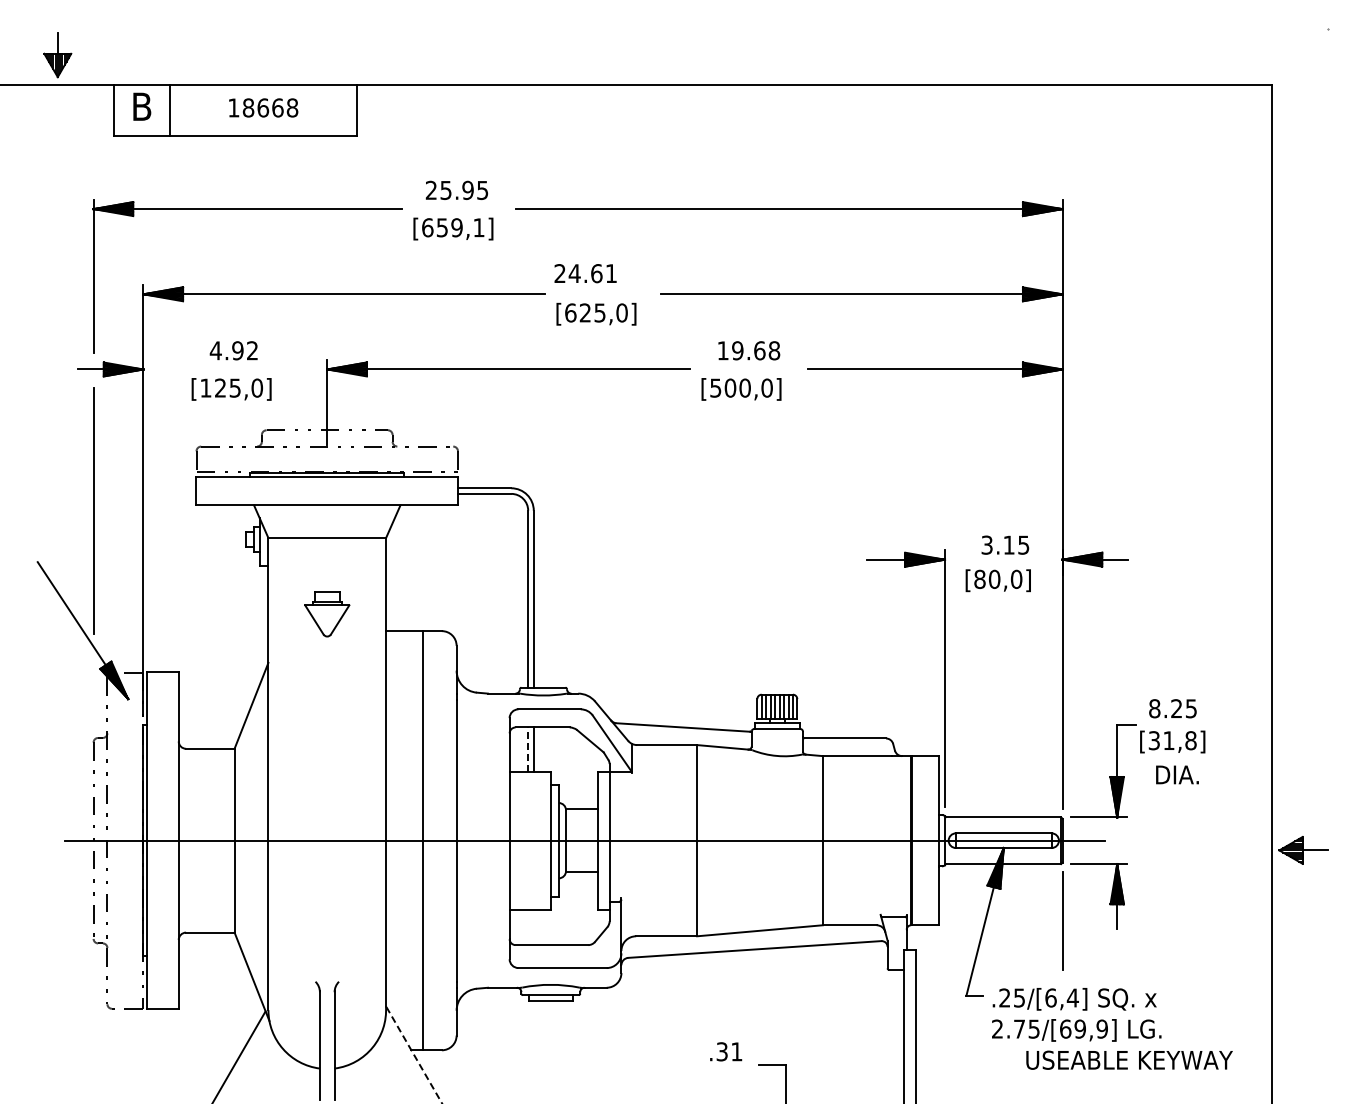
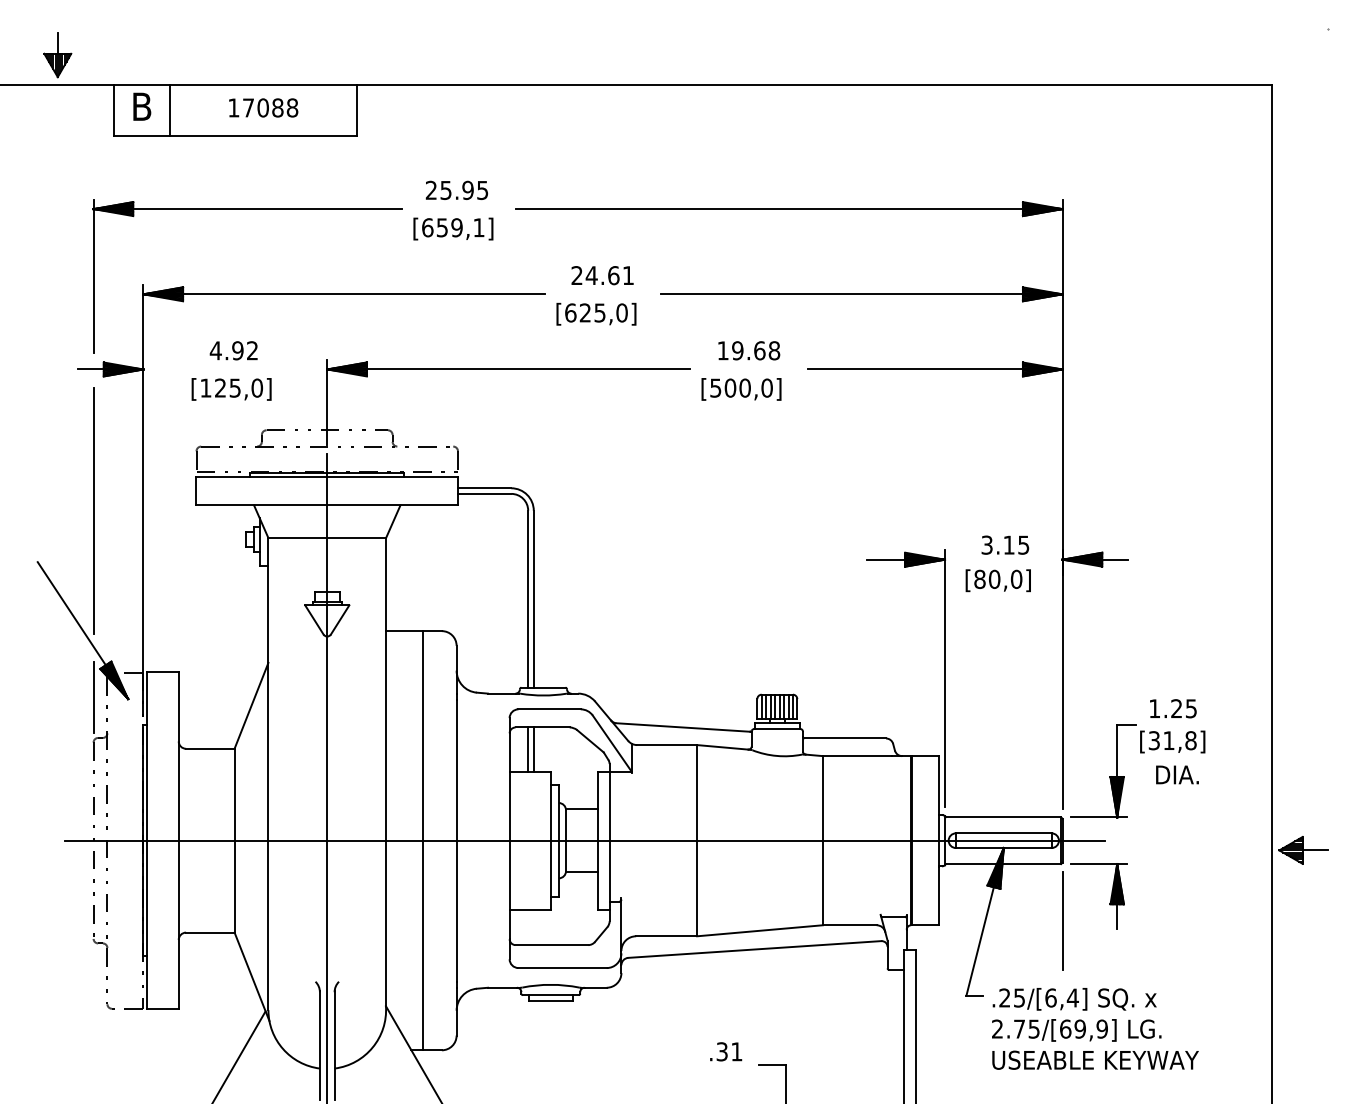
text: 18668 -> 17088 (262, 107)
text position: (585, 273) -> (602, 275) (602, 275)
line: none -> present (93, 697)
text: 8.25 -> 1.25 (1154, 708)
line: dashed -> solid (528, 749)
line: none -> present (327, 777)
line: dashed -> solid (413, 1054)
text position: (1129, 1059) -> (1095, 1059) (1095, 1059)
